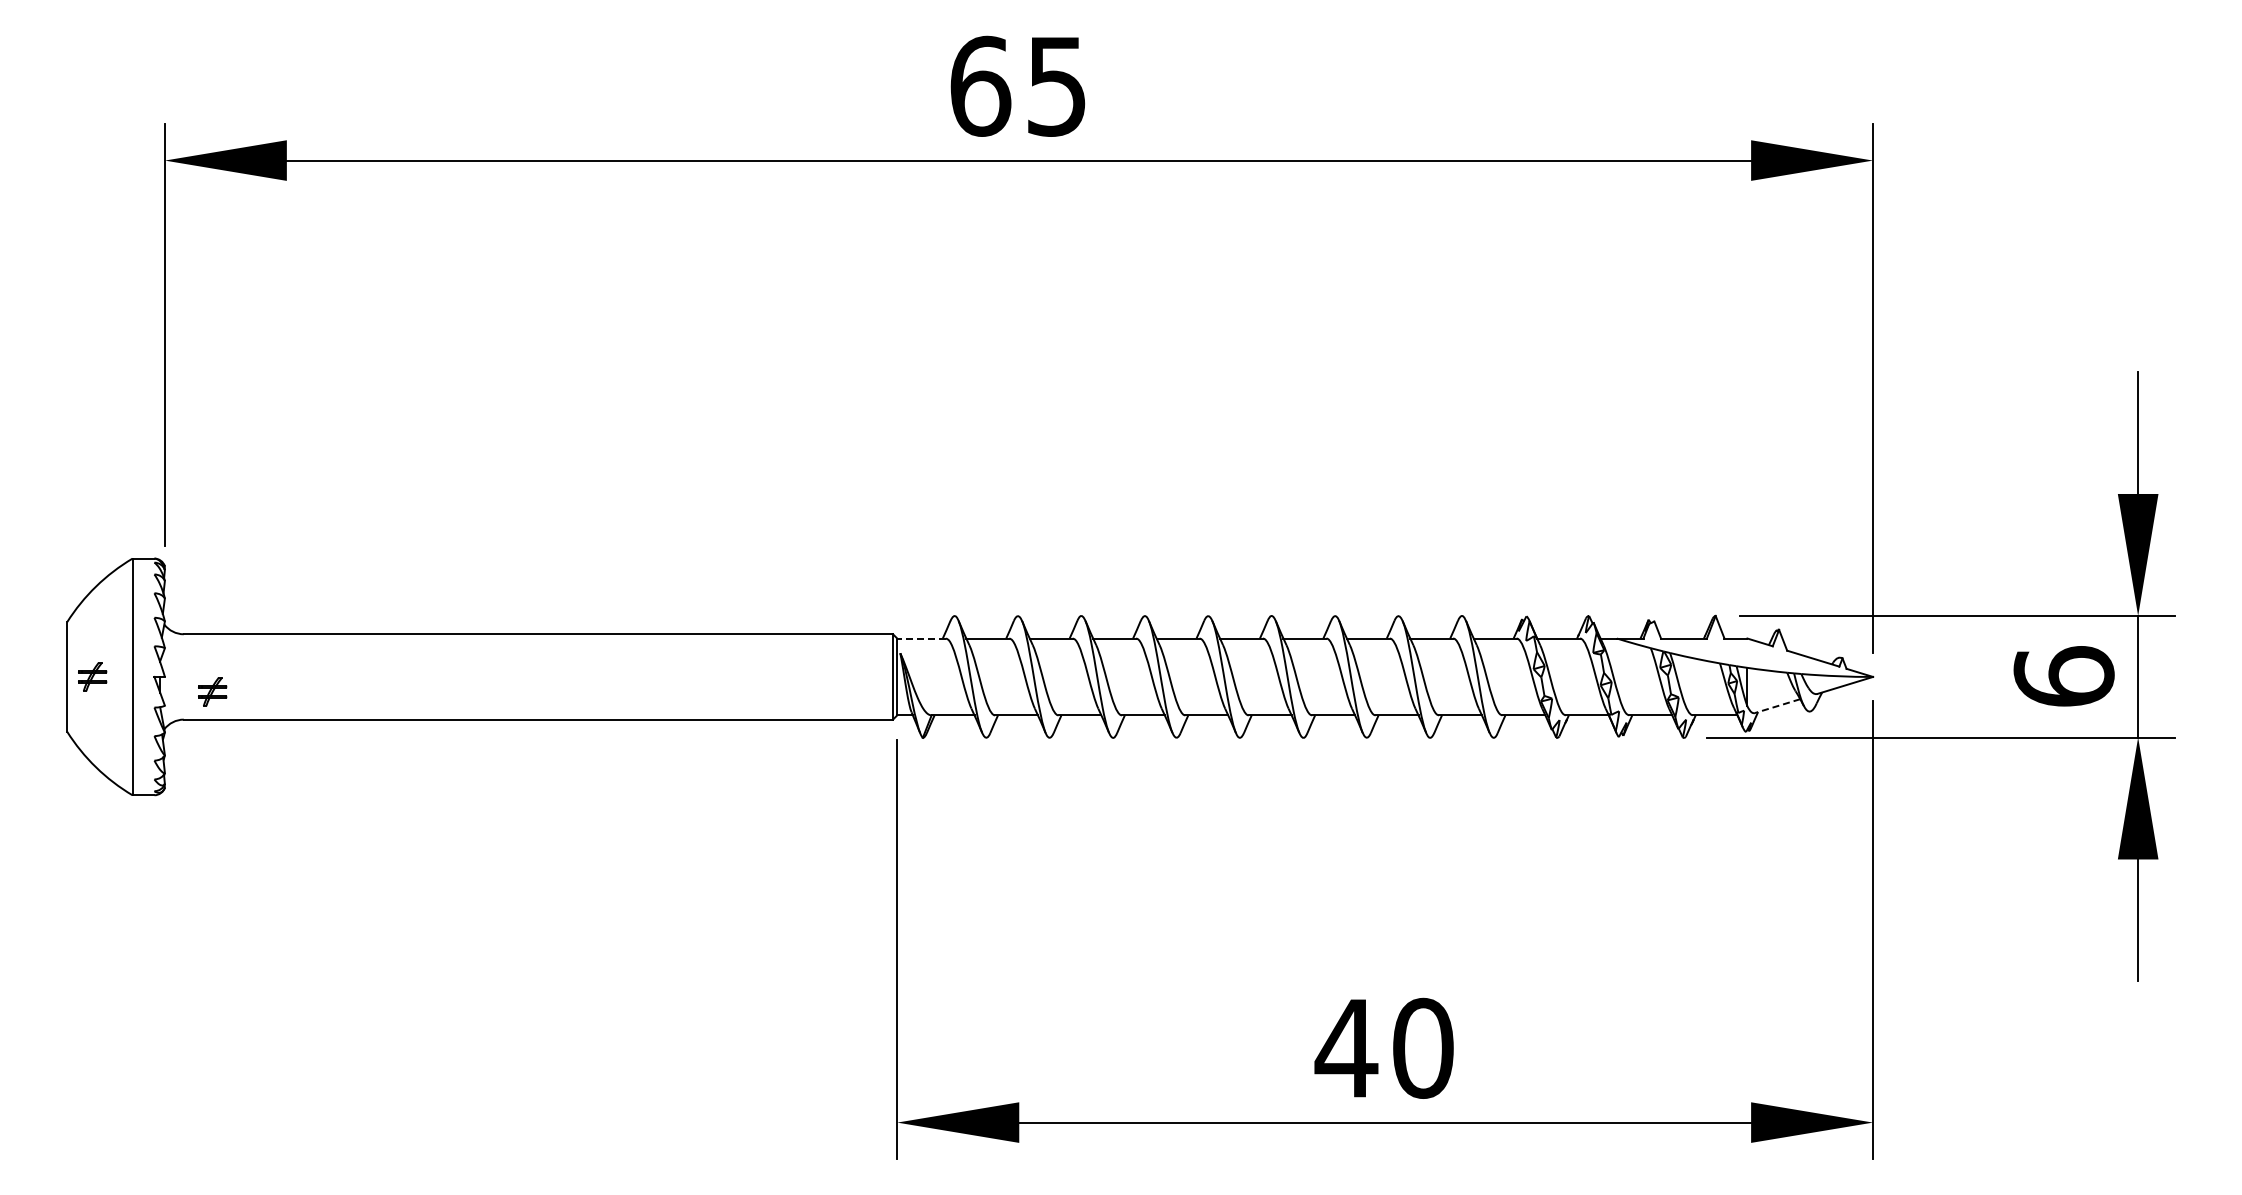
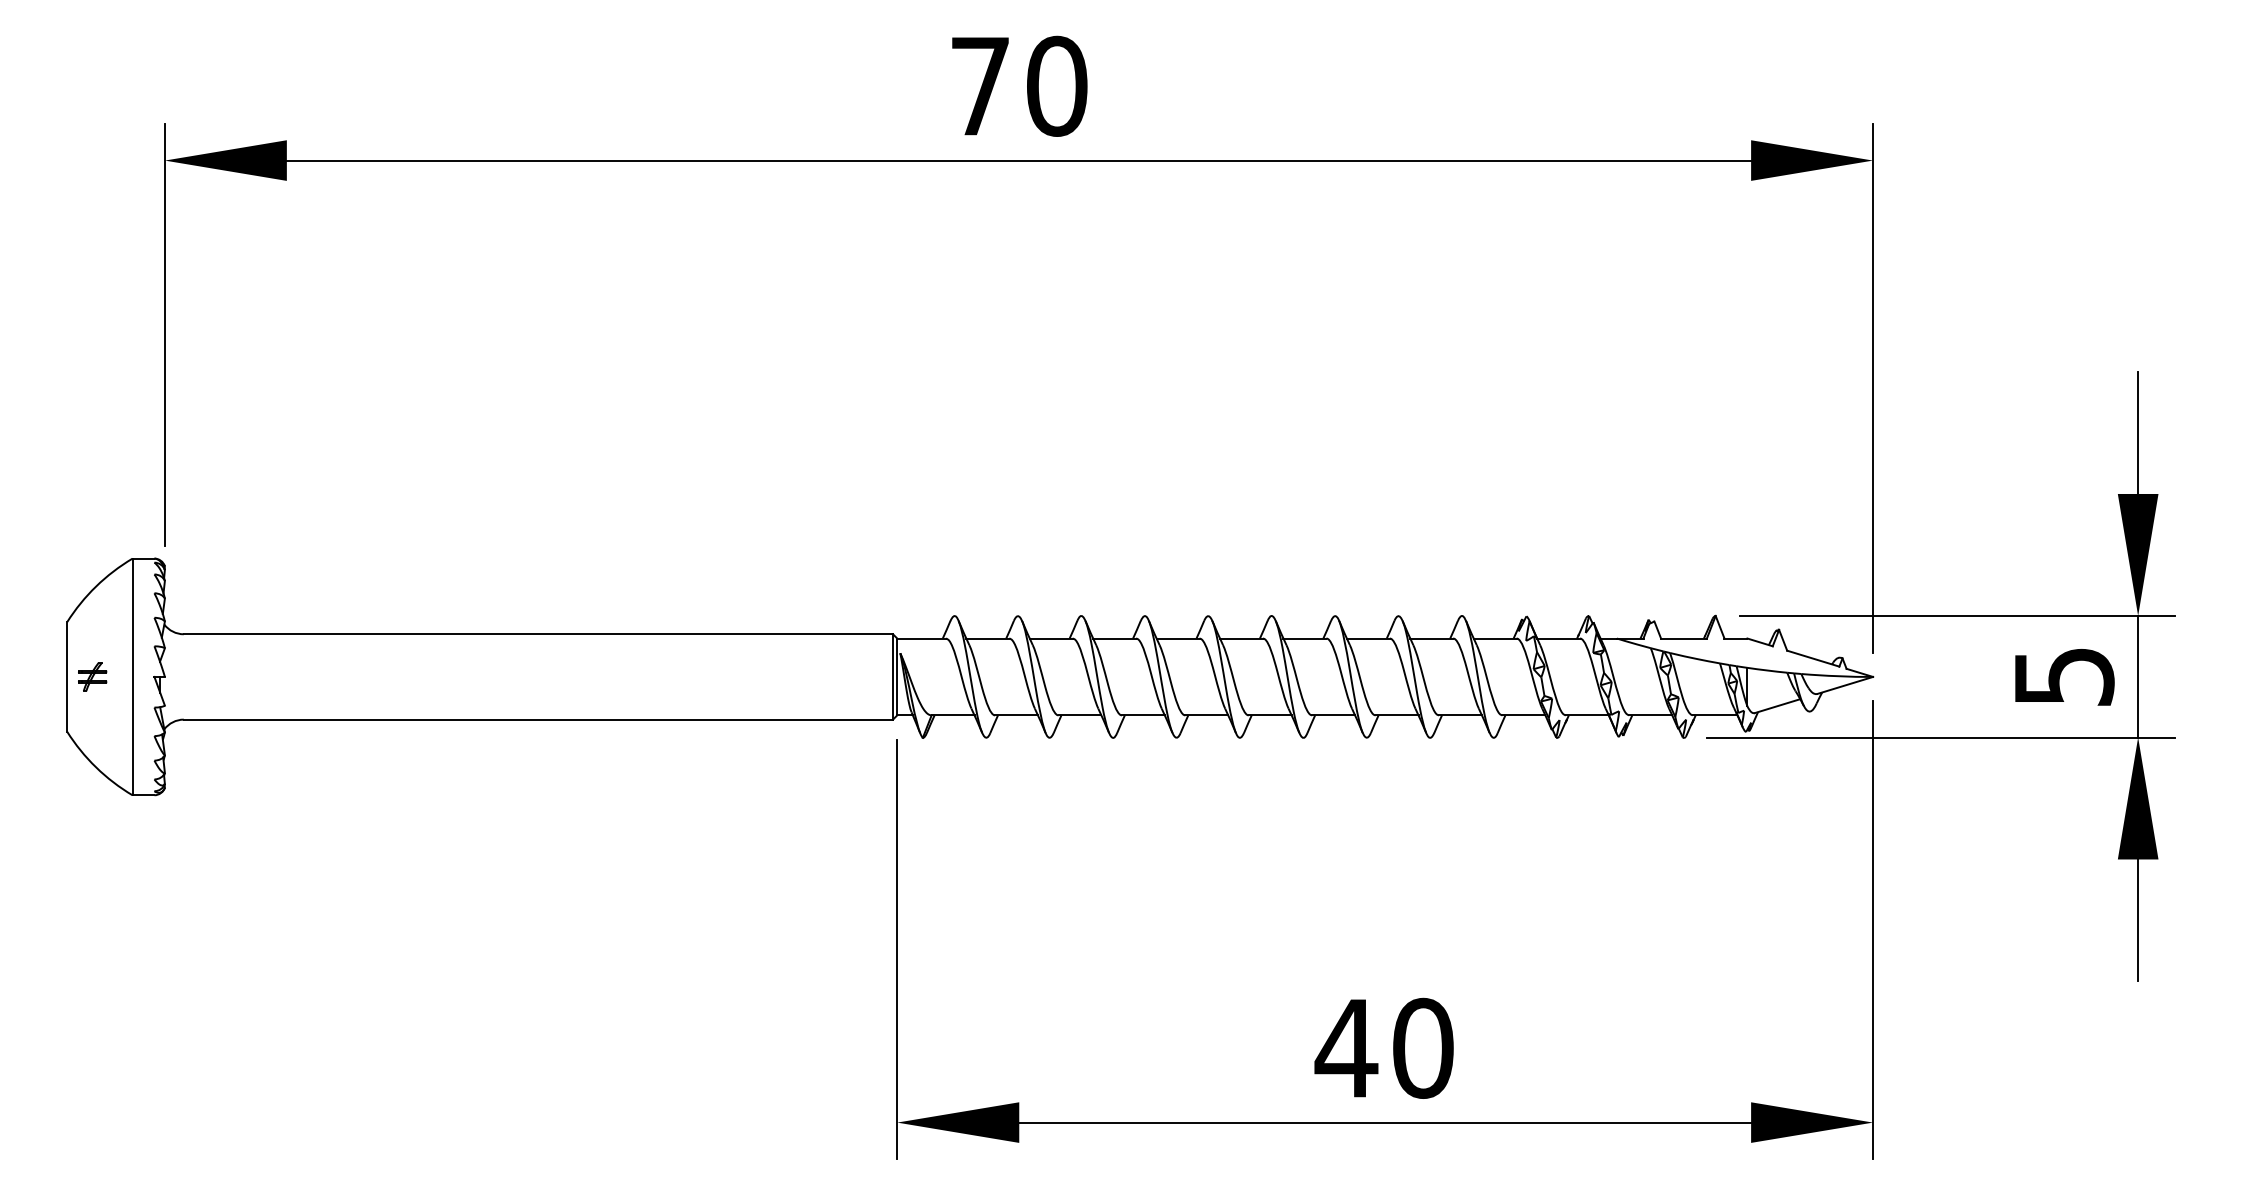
text: 65 -> 70 (1018, 85)
line: dashed -> solid (921, 638)
text: 6 -> 5 (2063, 676)
part: present -> none (212, 691)
line: dashed -> solid (1777, 706)
